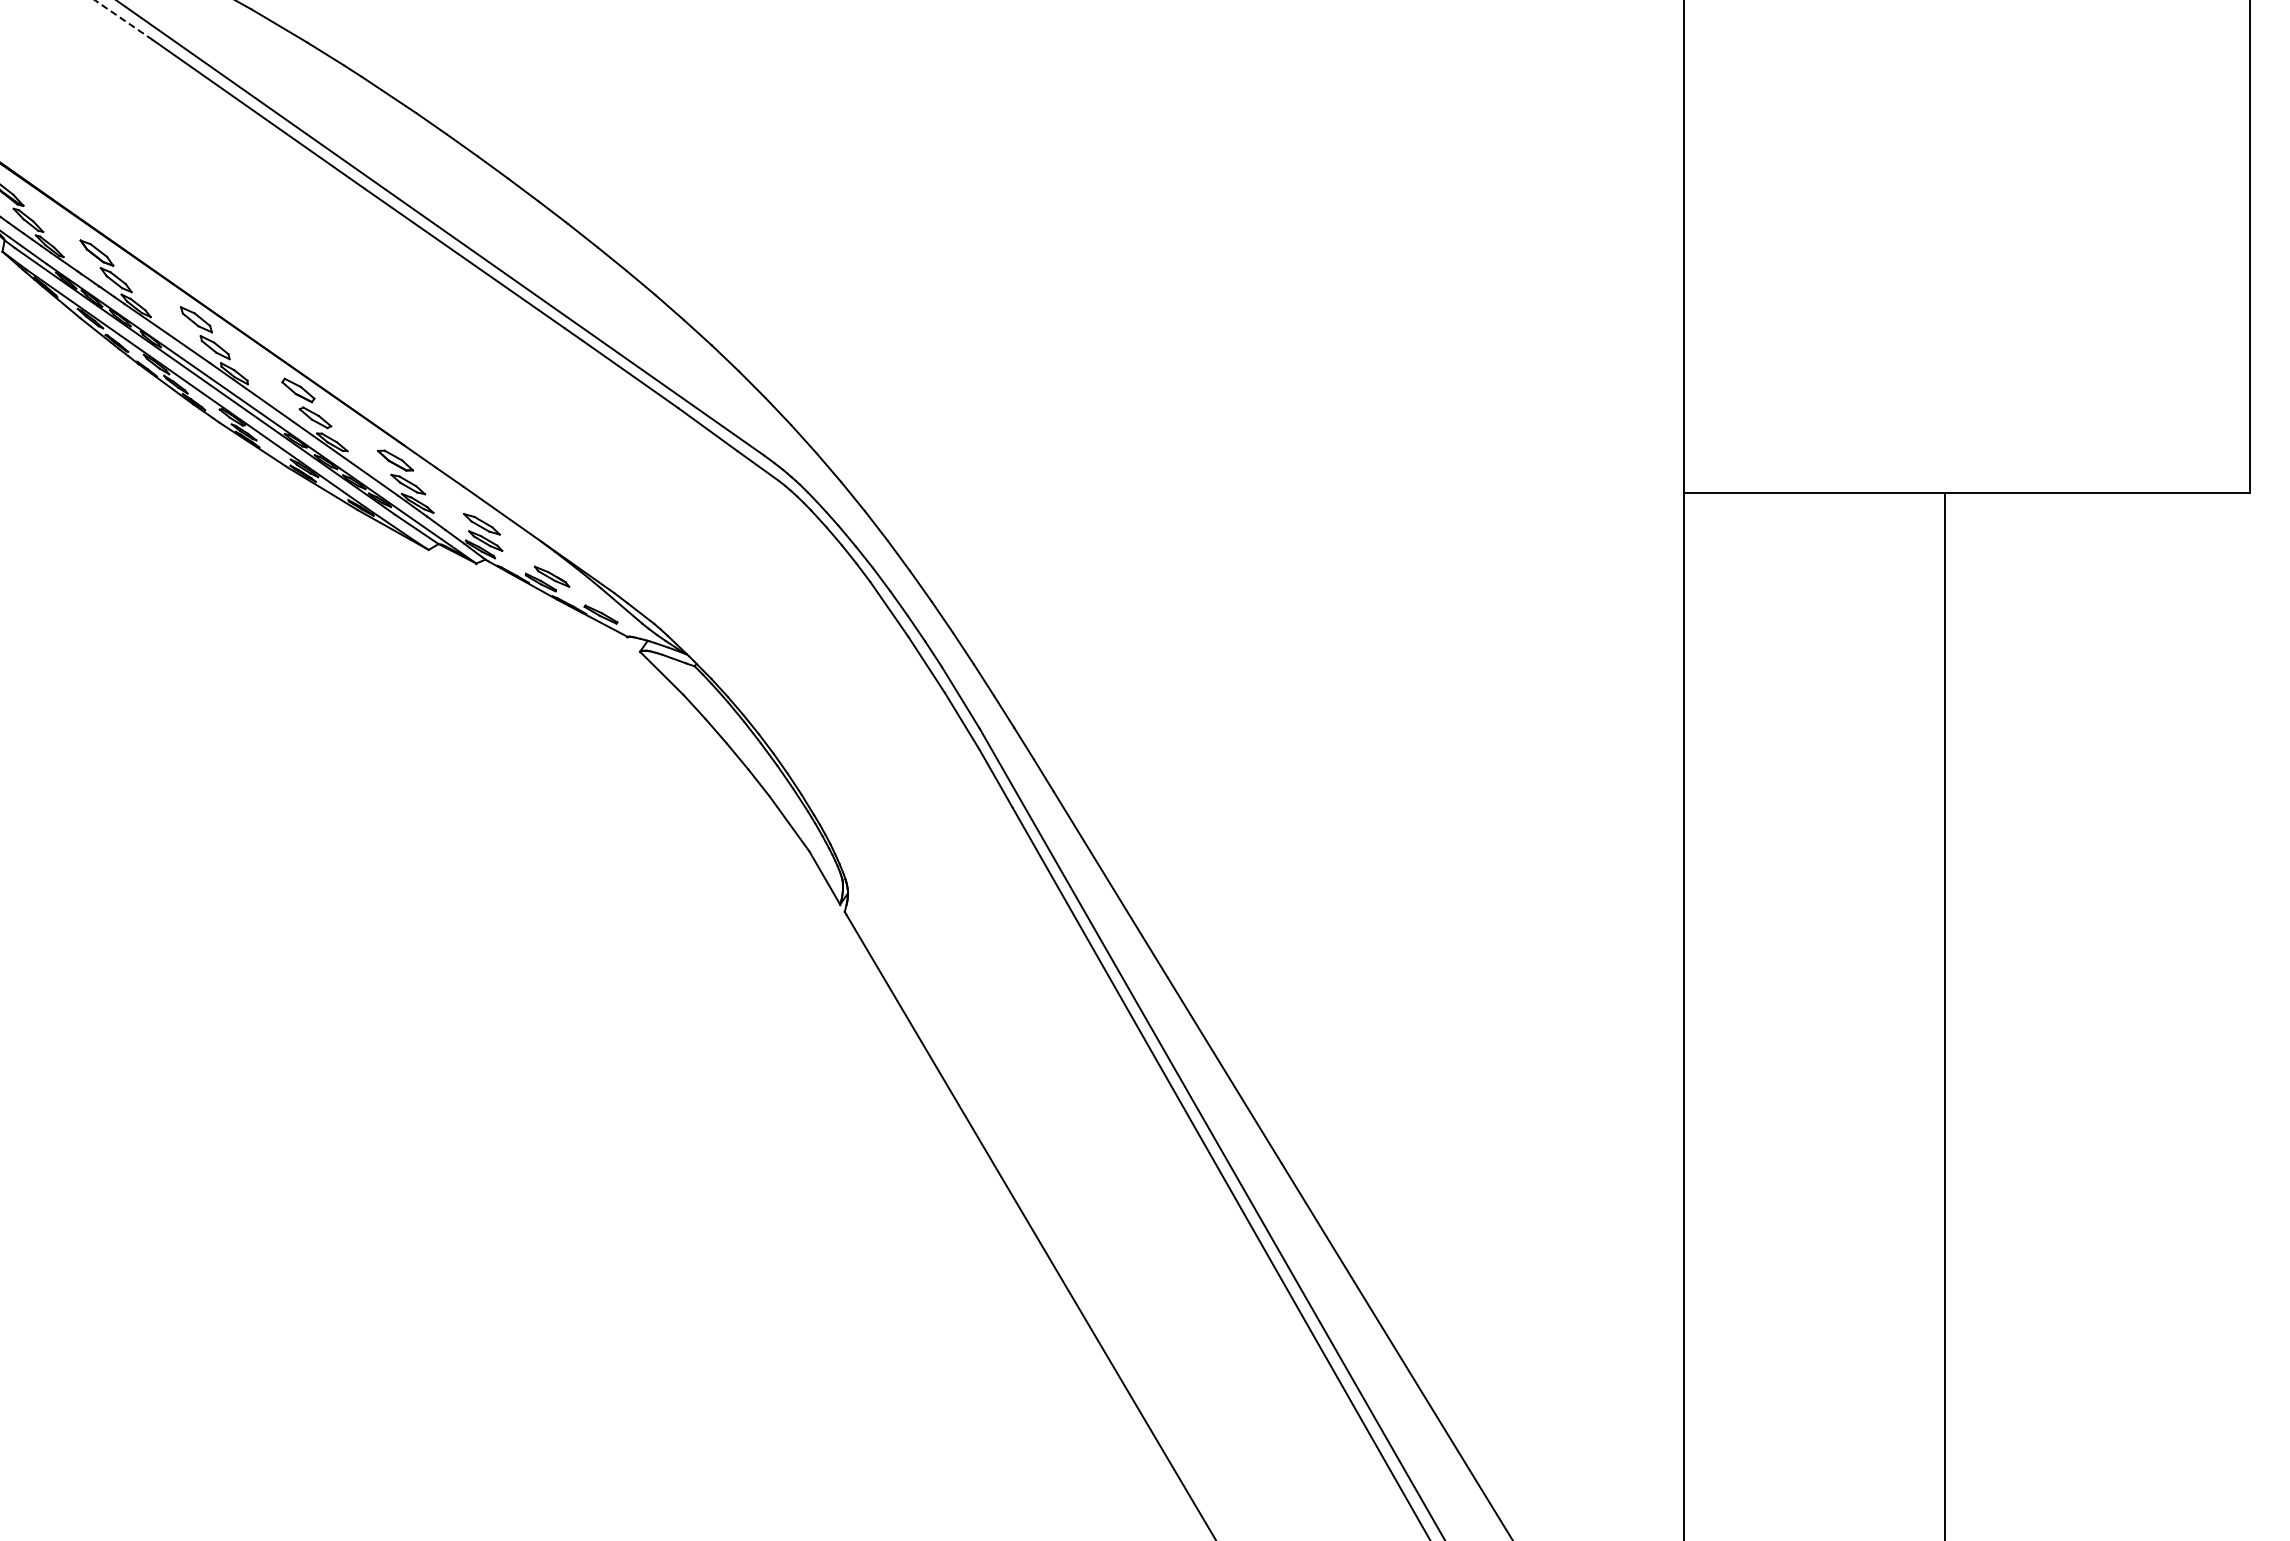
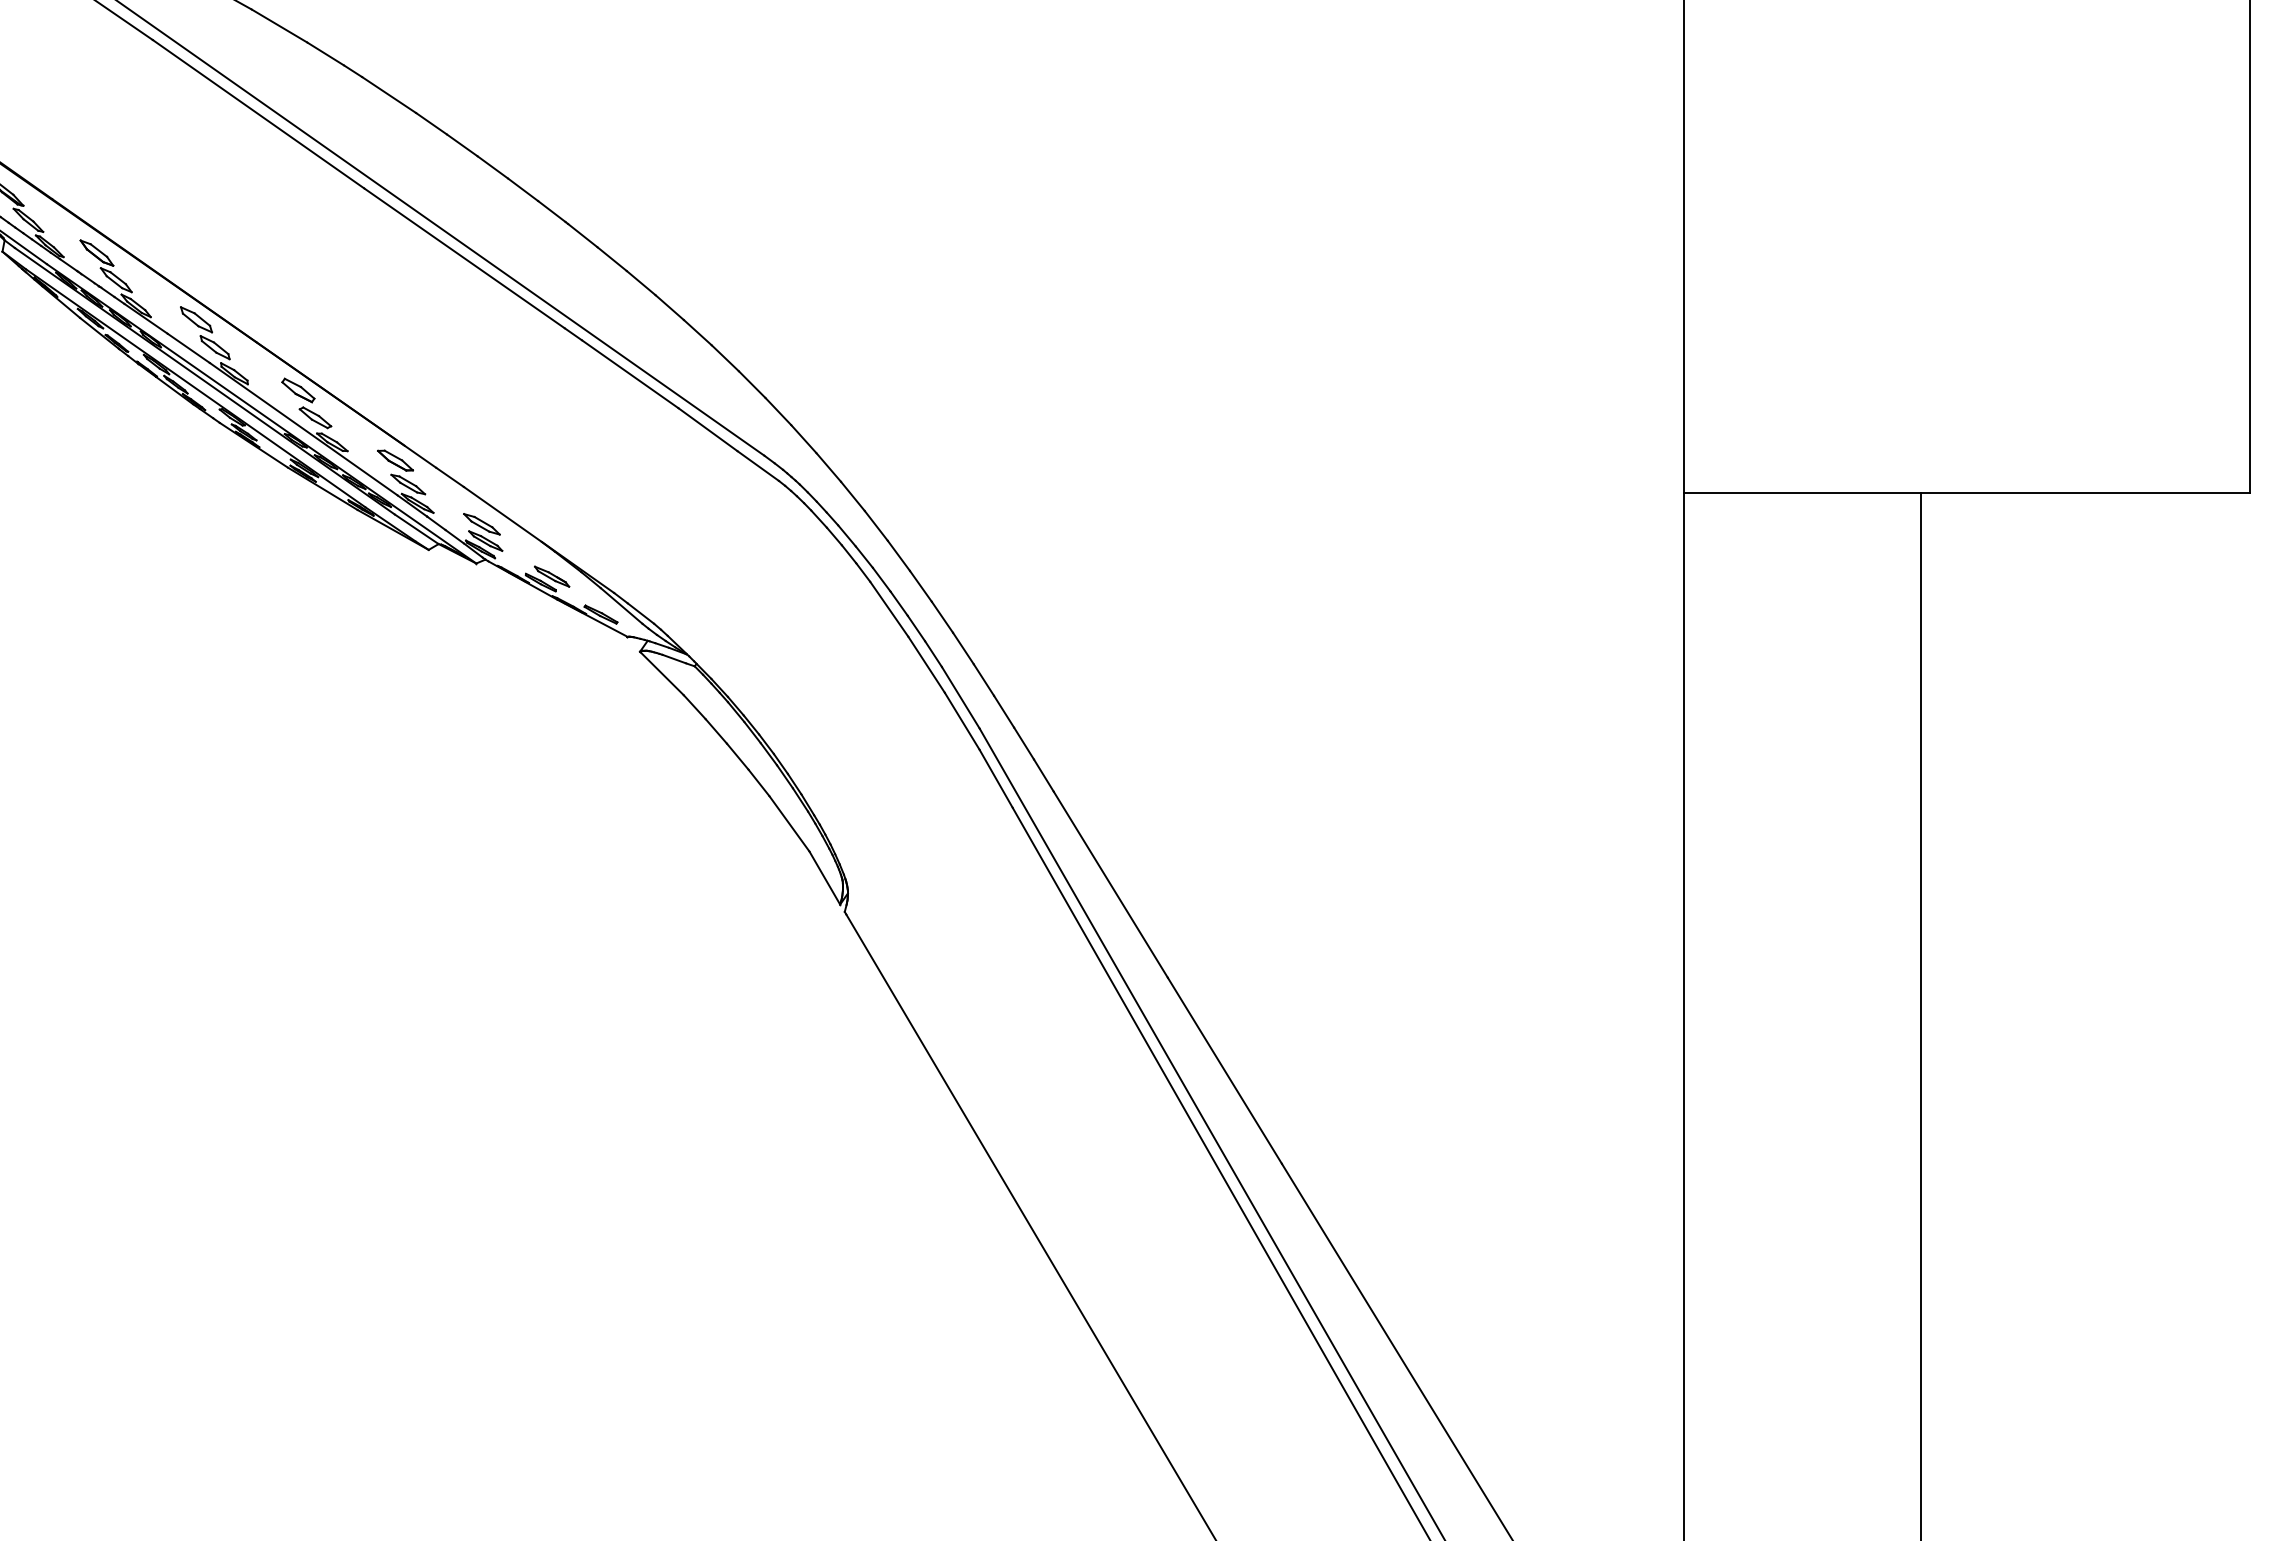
line: dashed -> solid (123, 19)
line position: (1945, 1015) -> (1921, 1015) (1921, 1015)
